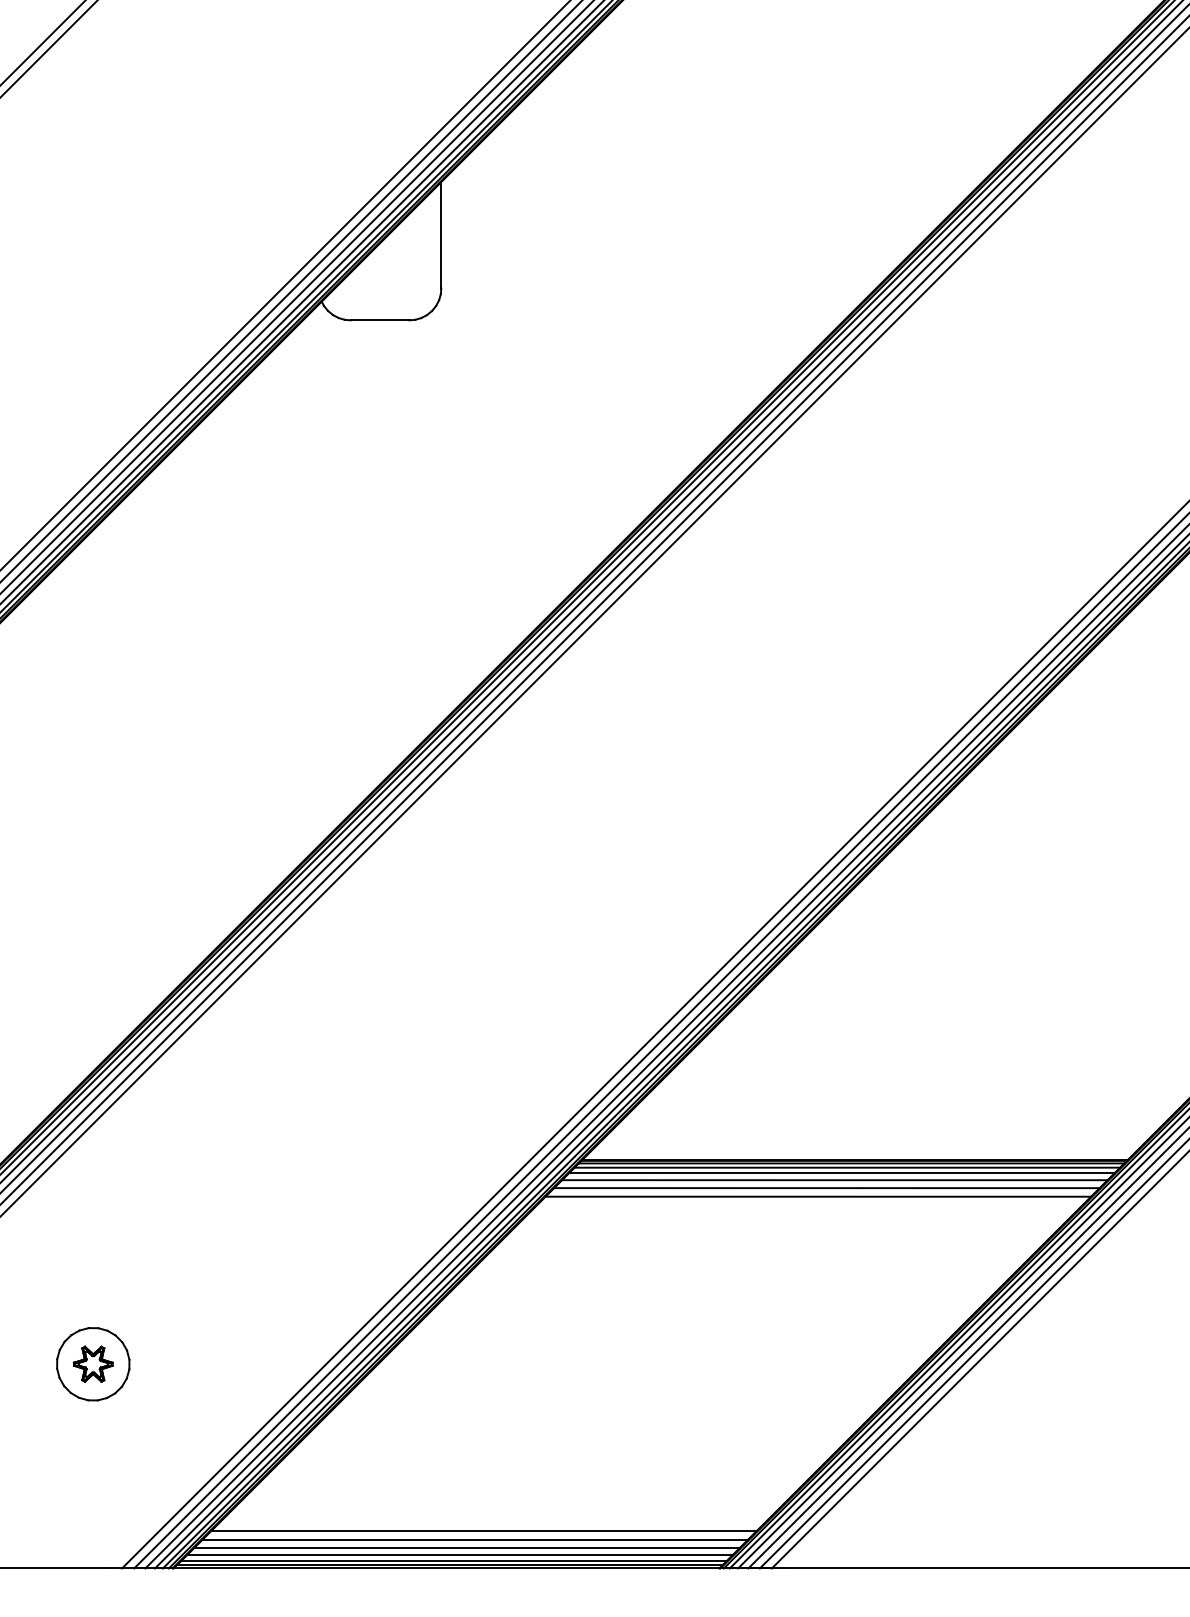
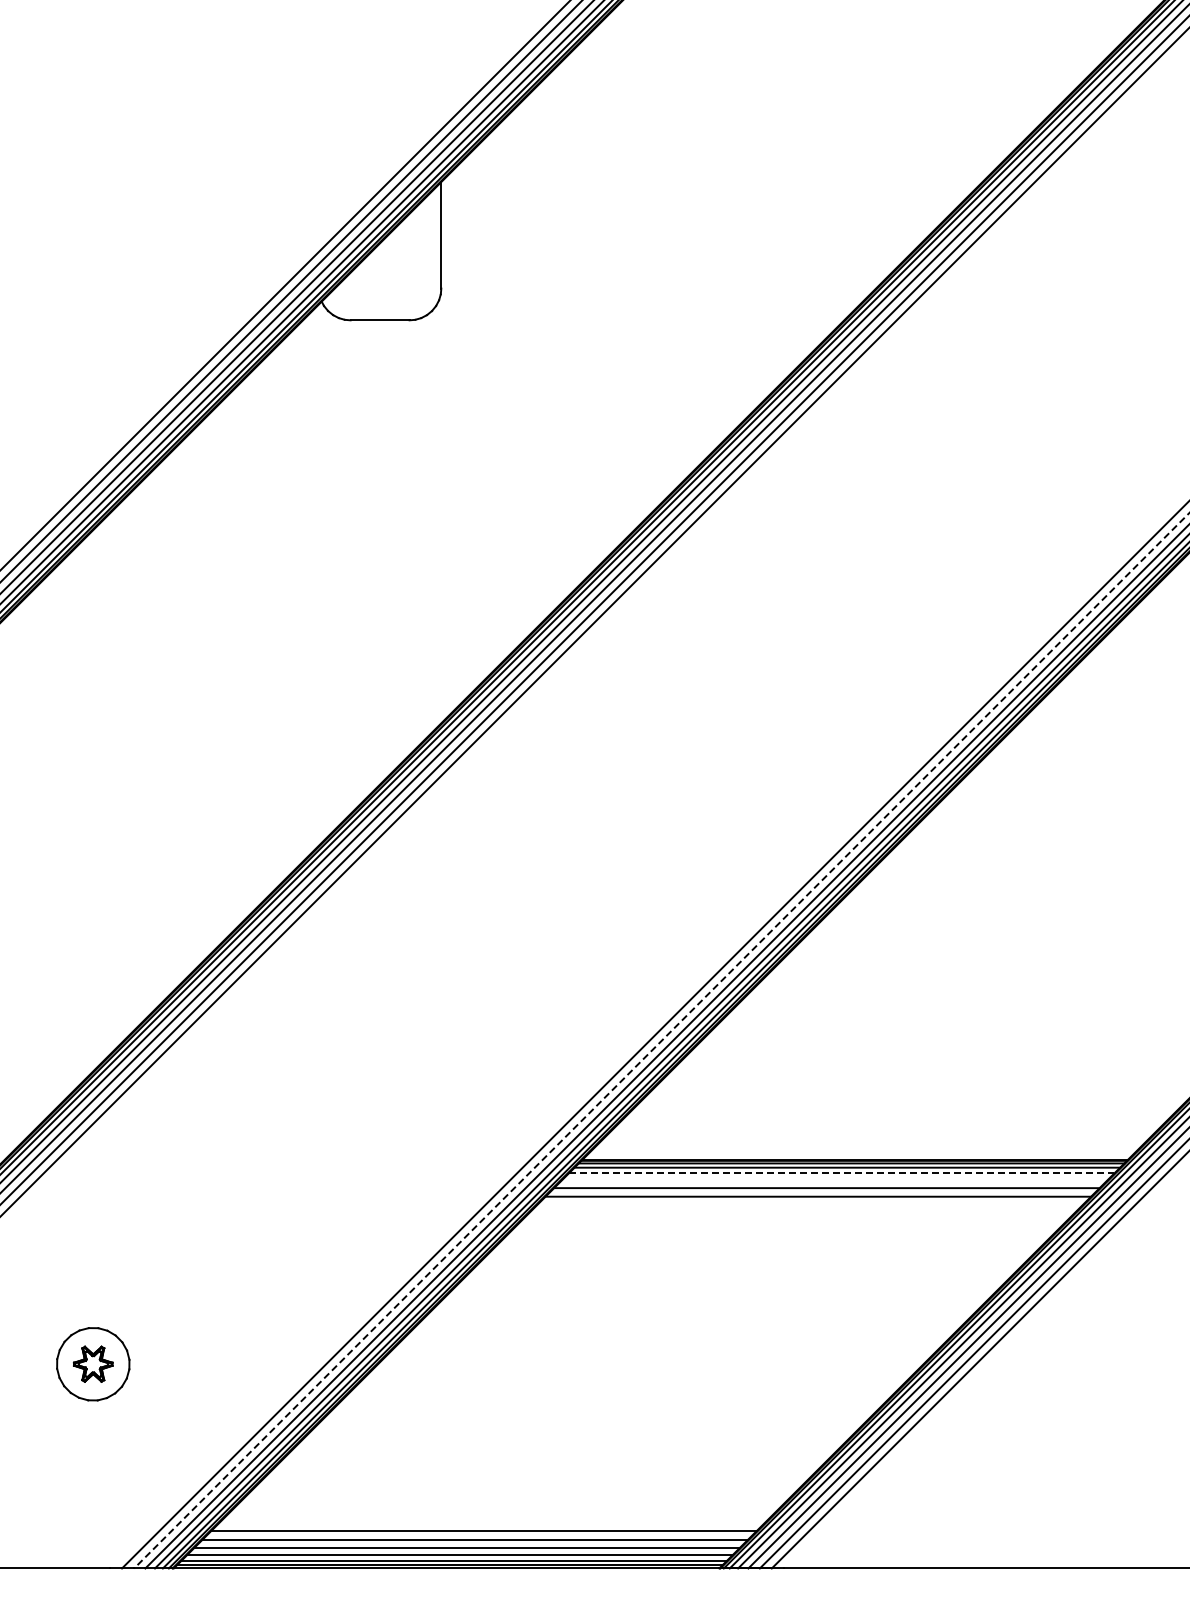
line: present -> none (42, 42)
line: present -> none (48, 48)
line: solid -> dashed (661, 1040)
line: solid -> dashed (841, 1173)
line: present -> none (834, 1180)
